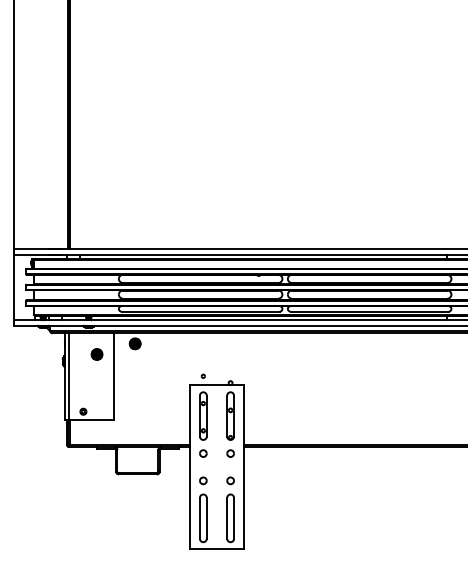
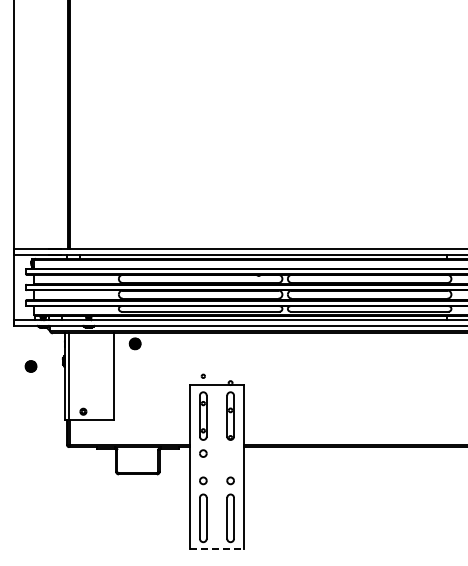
part position: (96, 354) -> (30, 366) (30, 366)
part: present -> none (230, 453)
line: solid -> dashed (217, 549)
